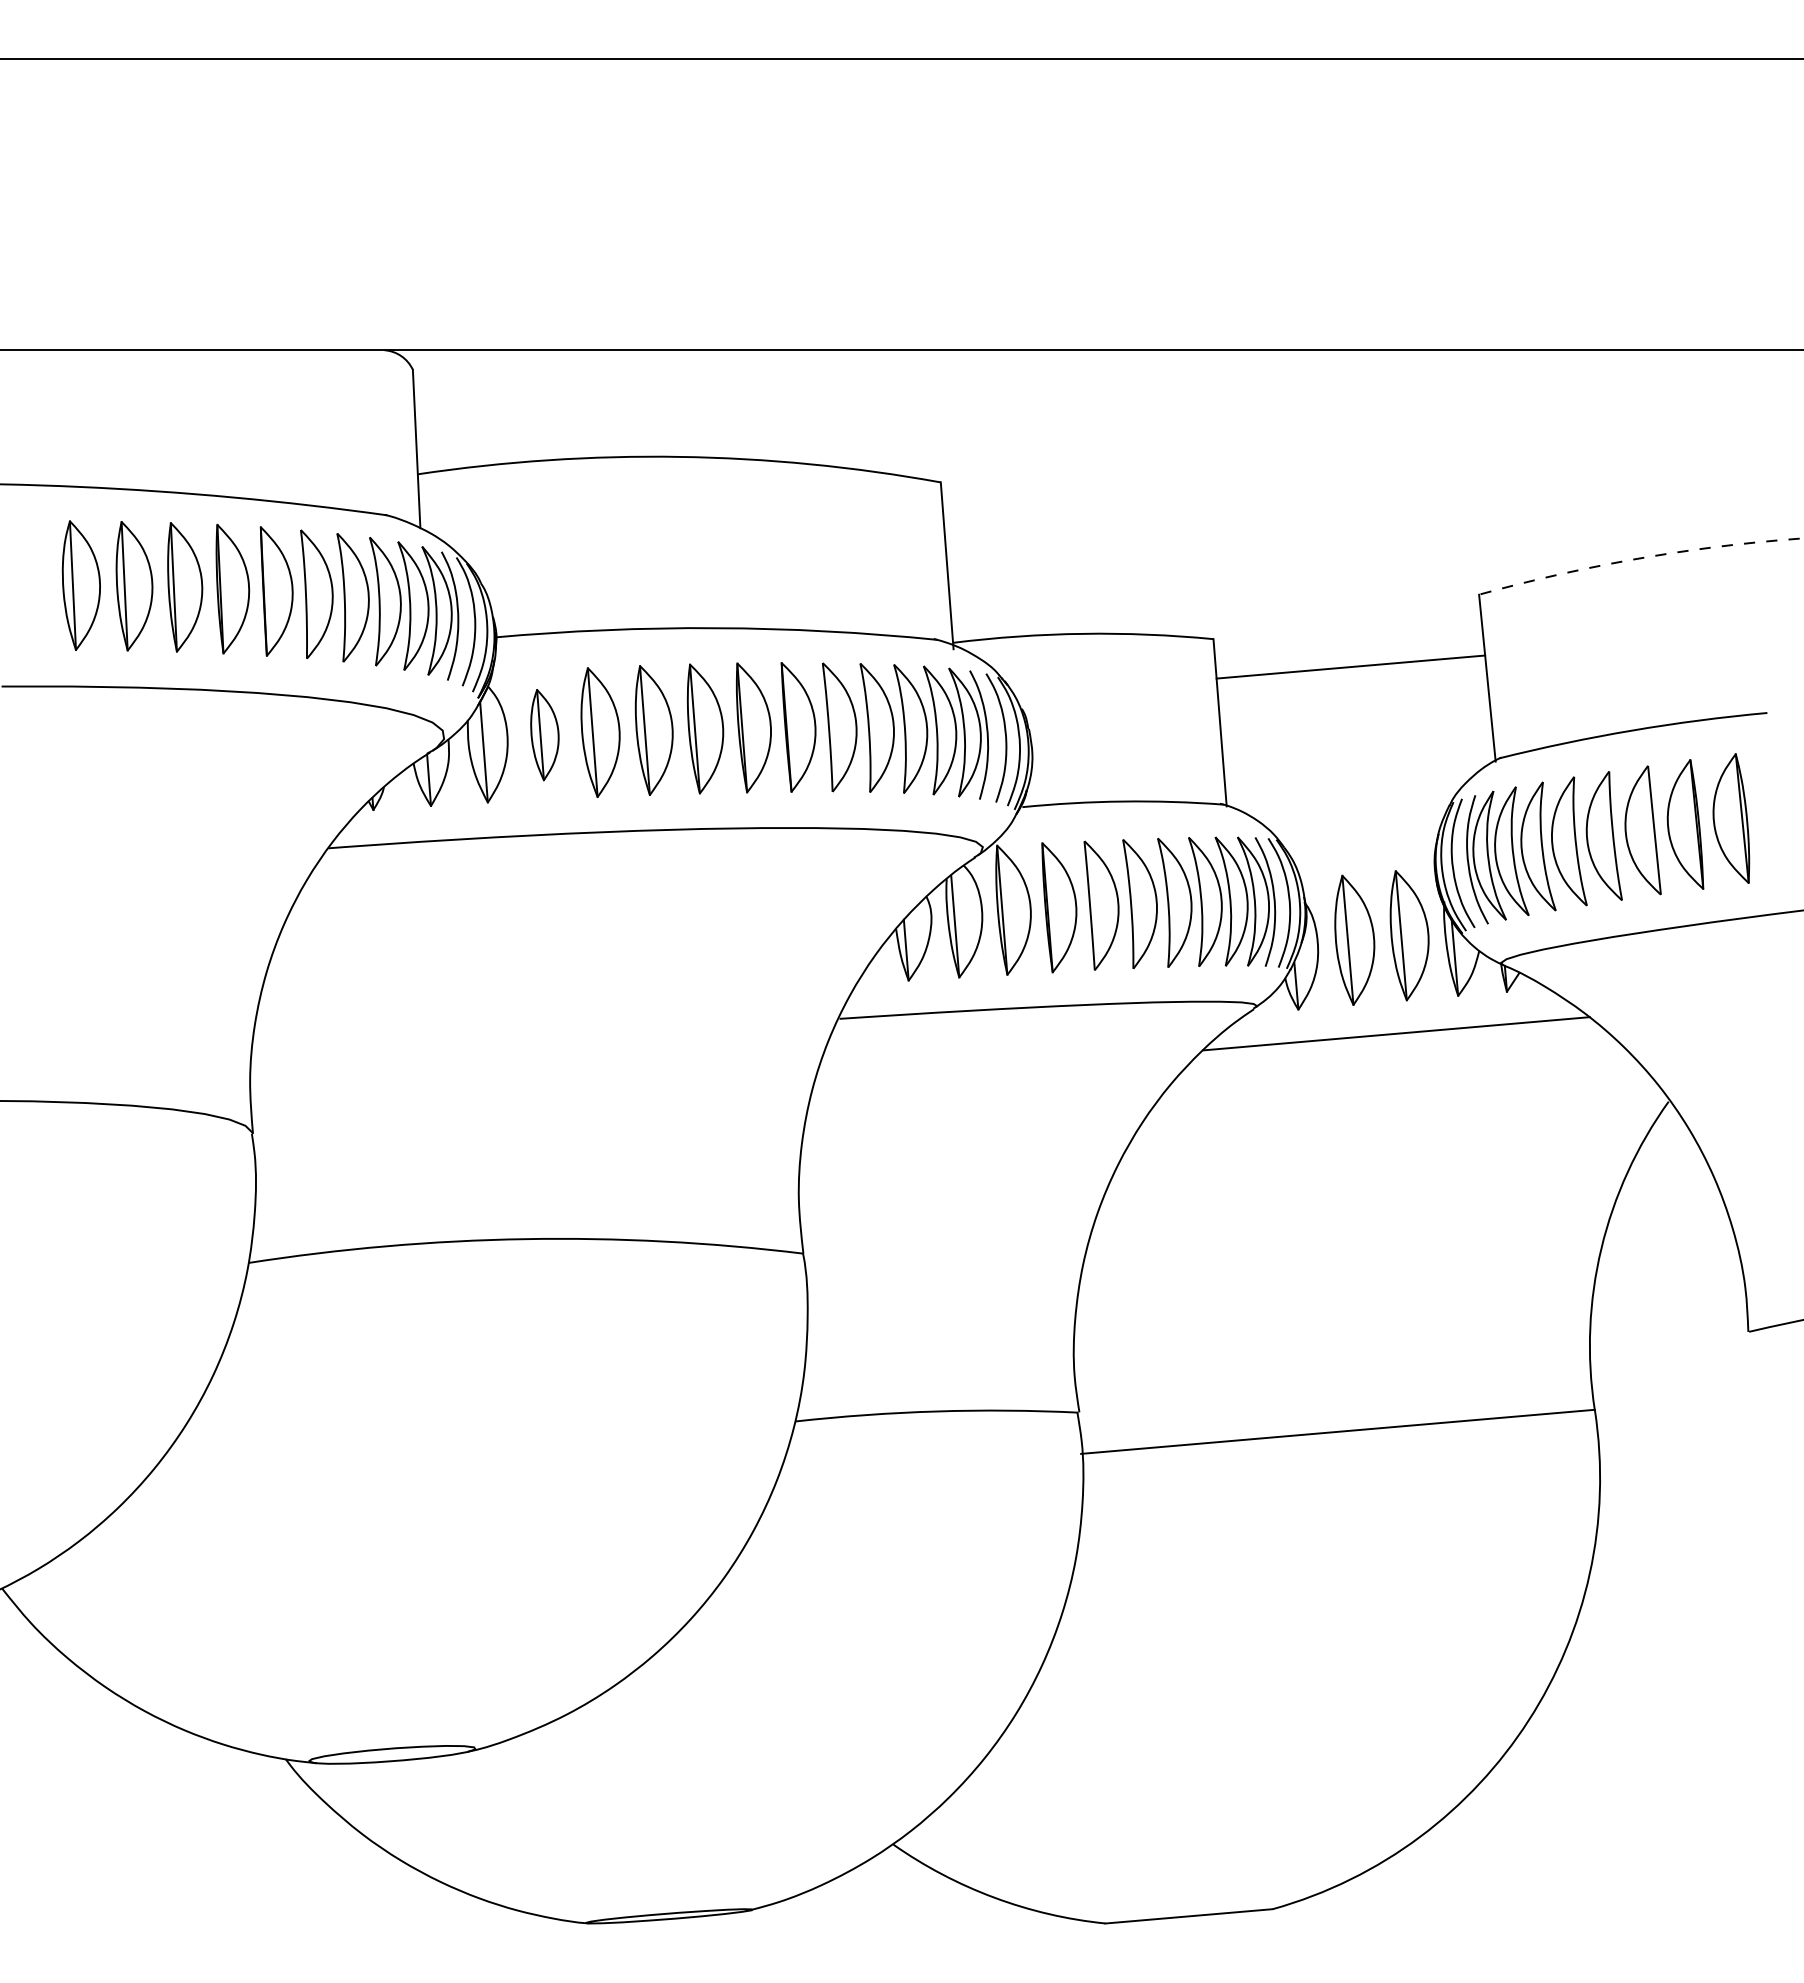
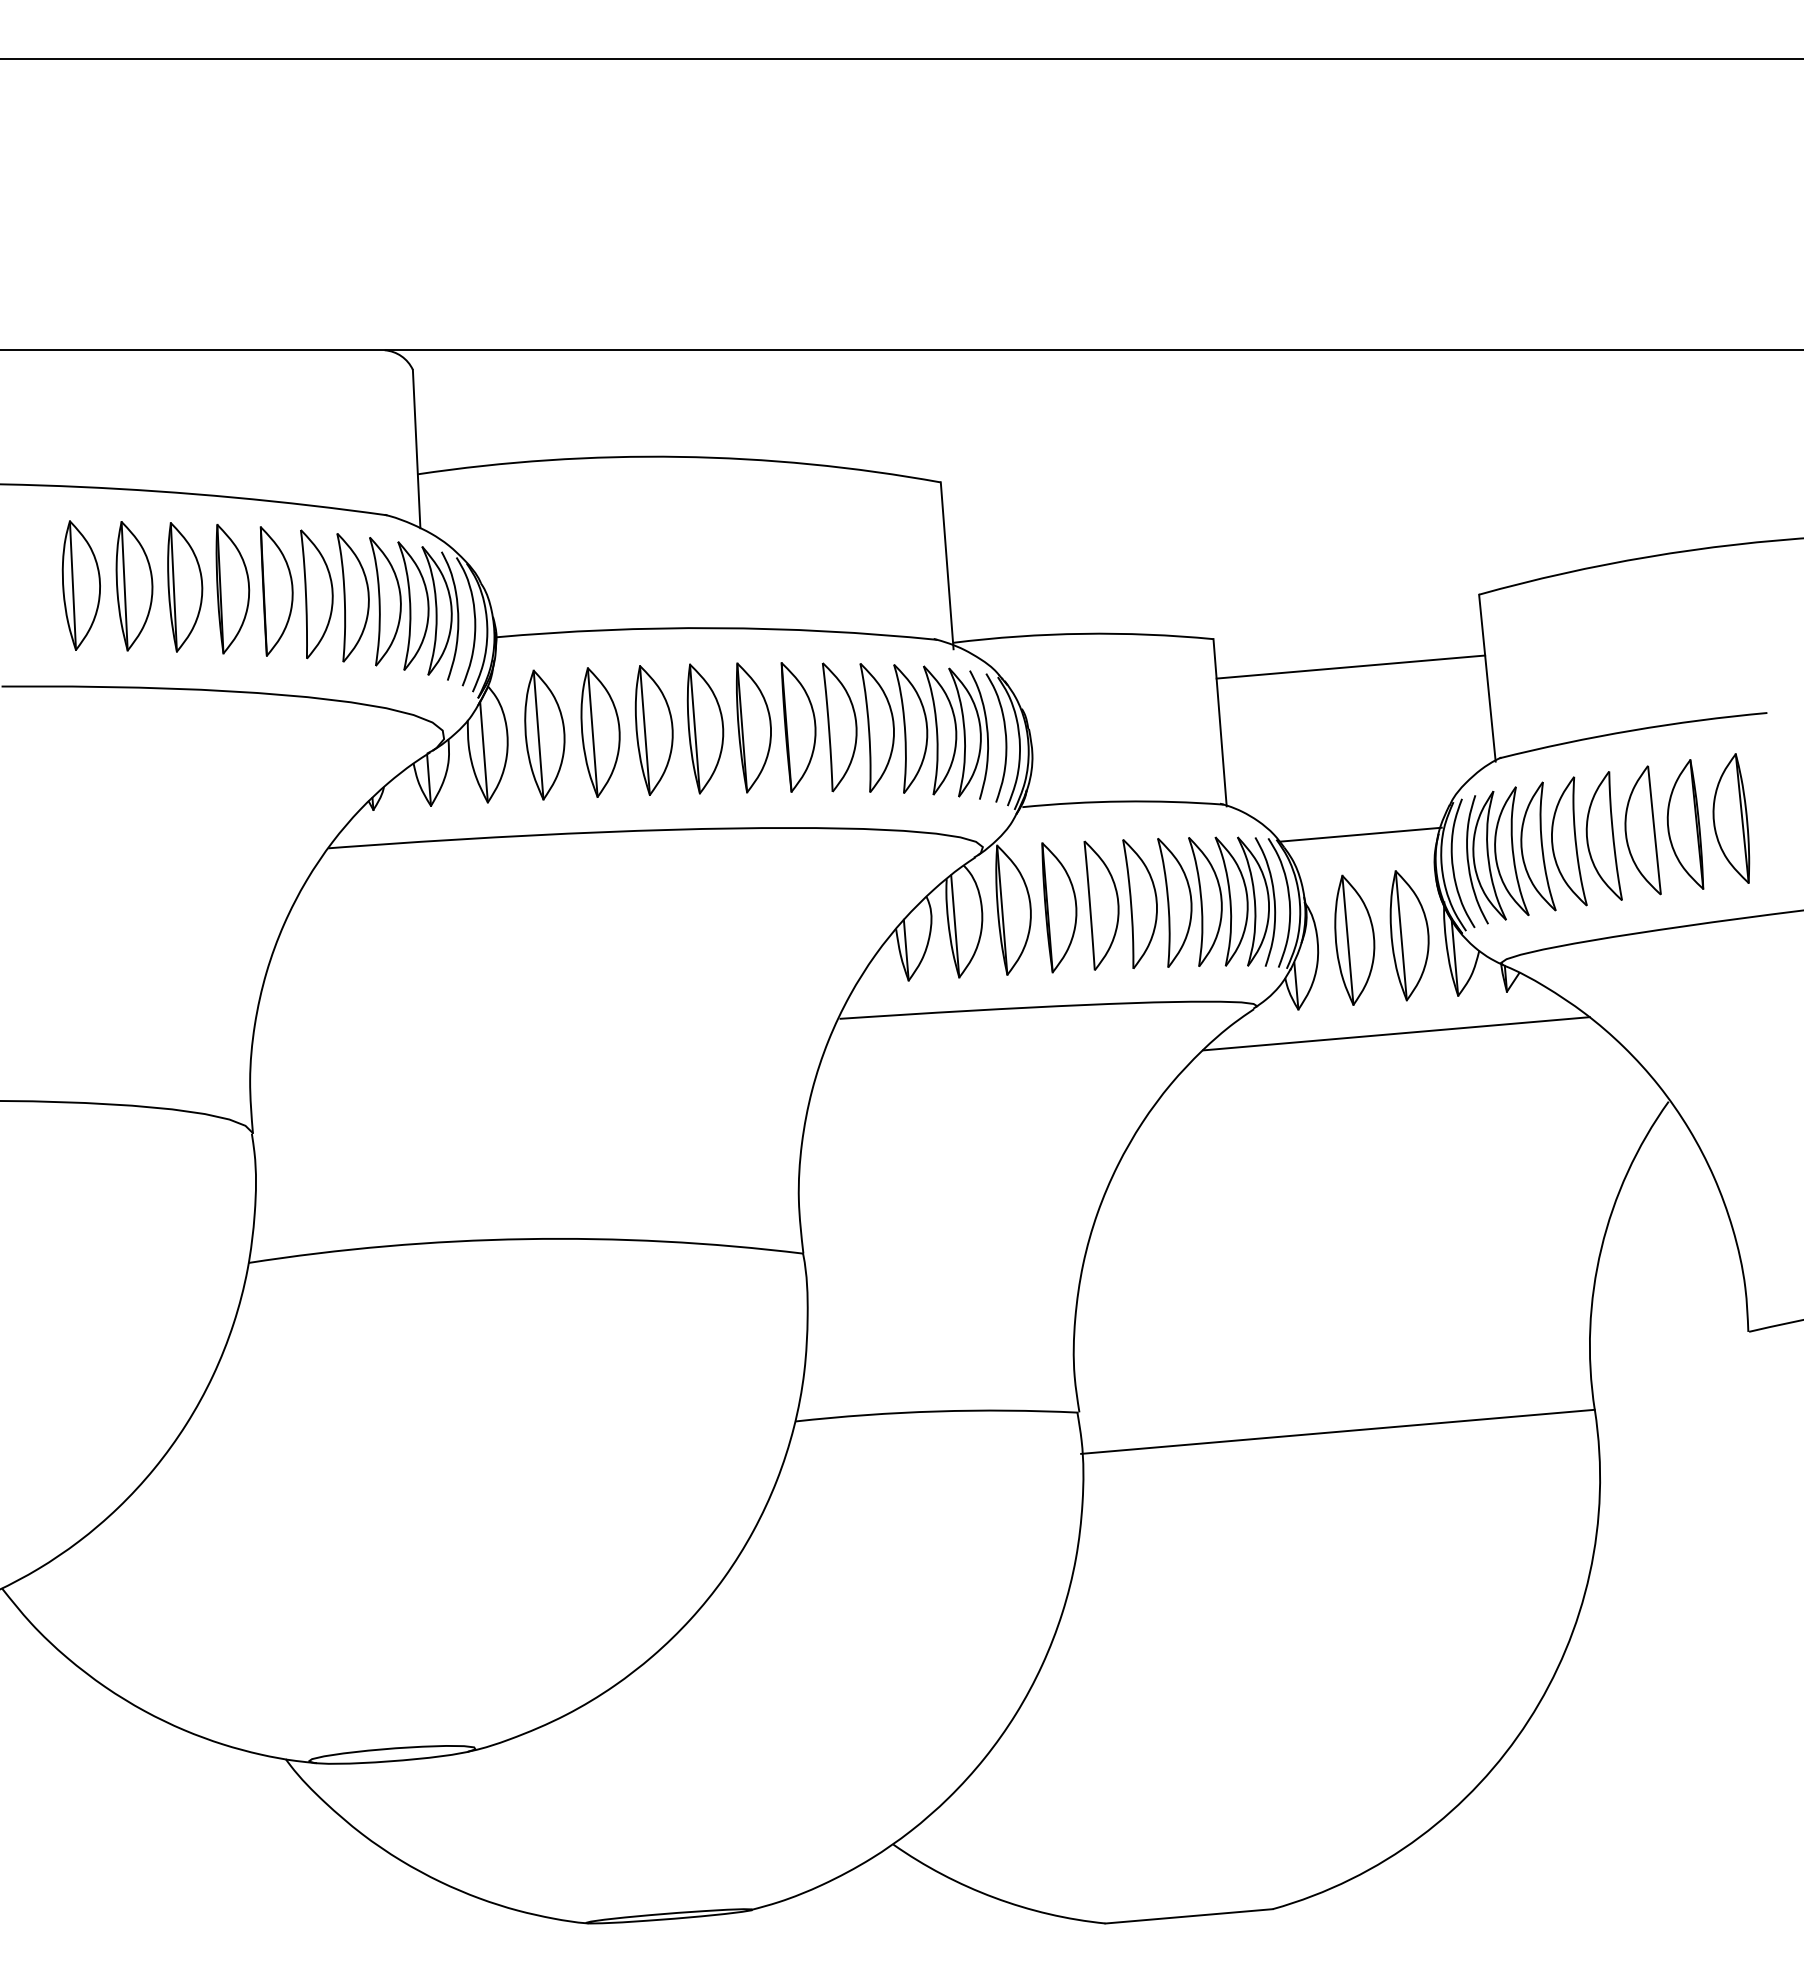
arc: dashed -> solid (1640, 558)
part size: 30x93 px -> 42x132 px (544, 734)
line: none -> present (1360, 834)
